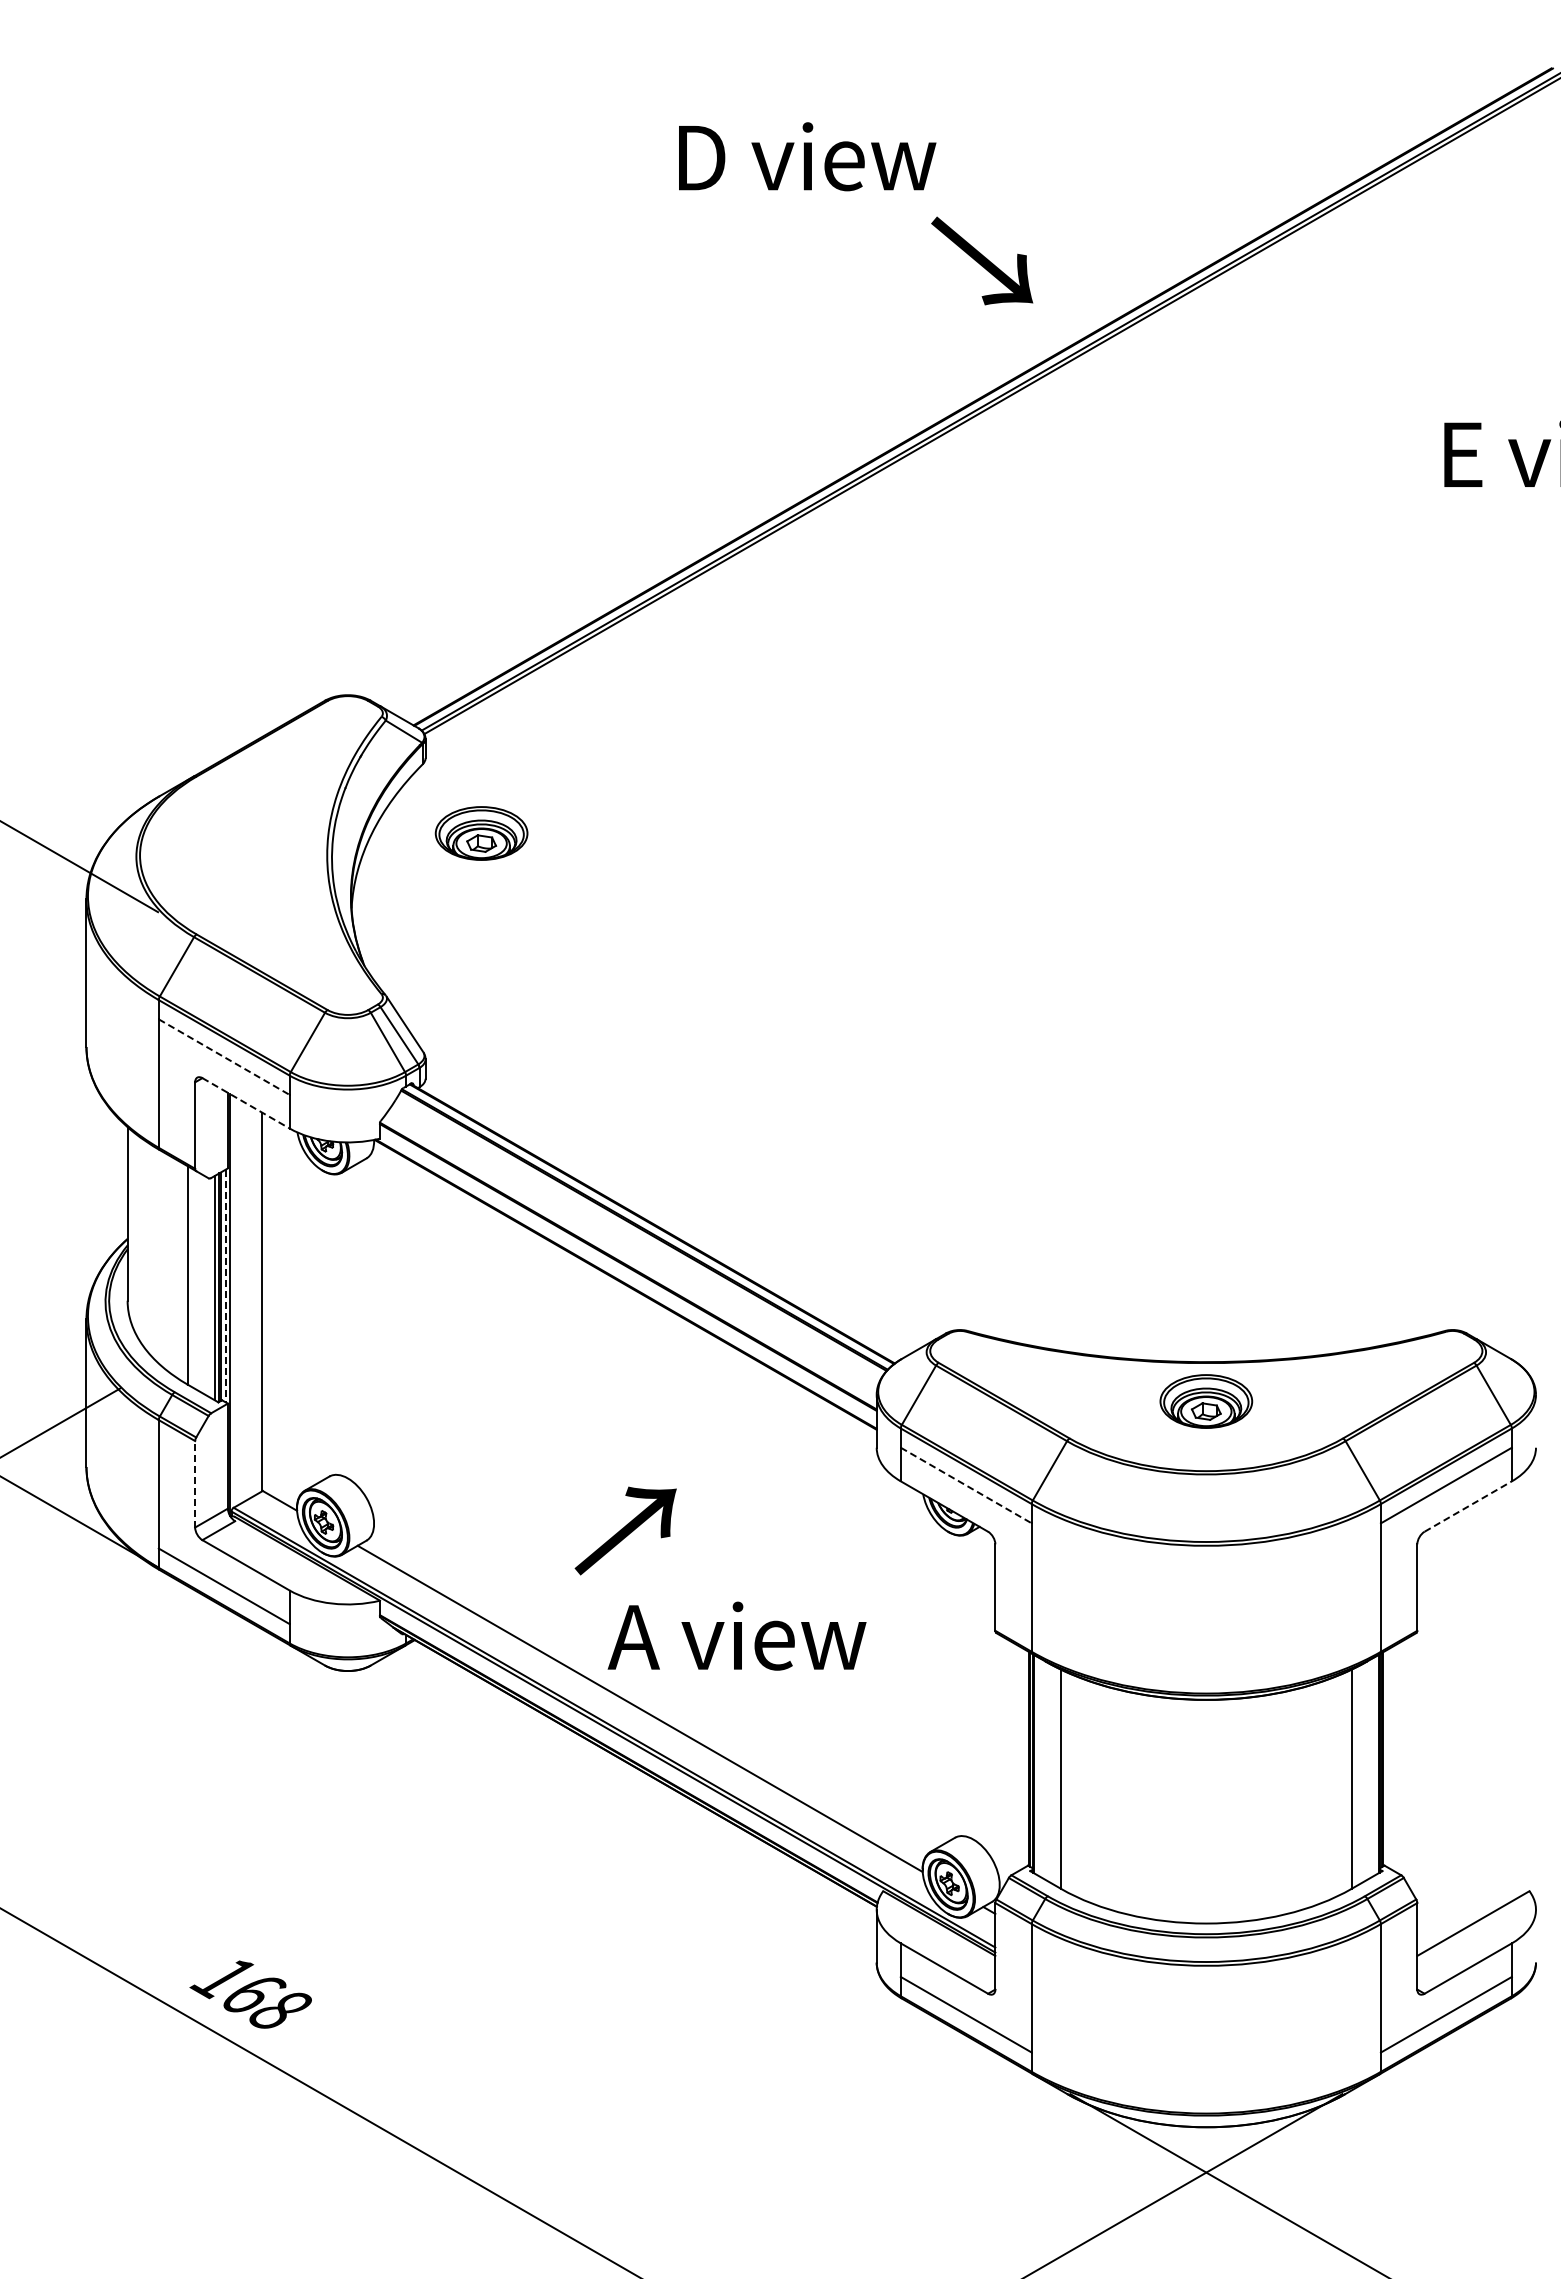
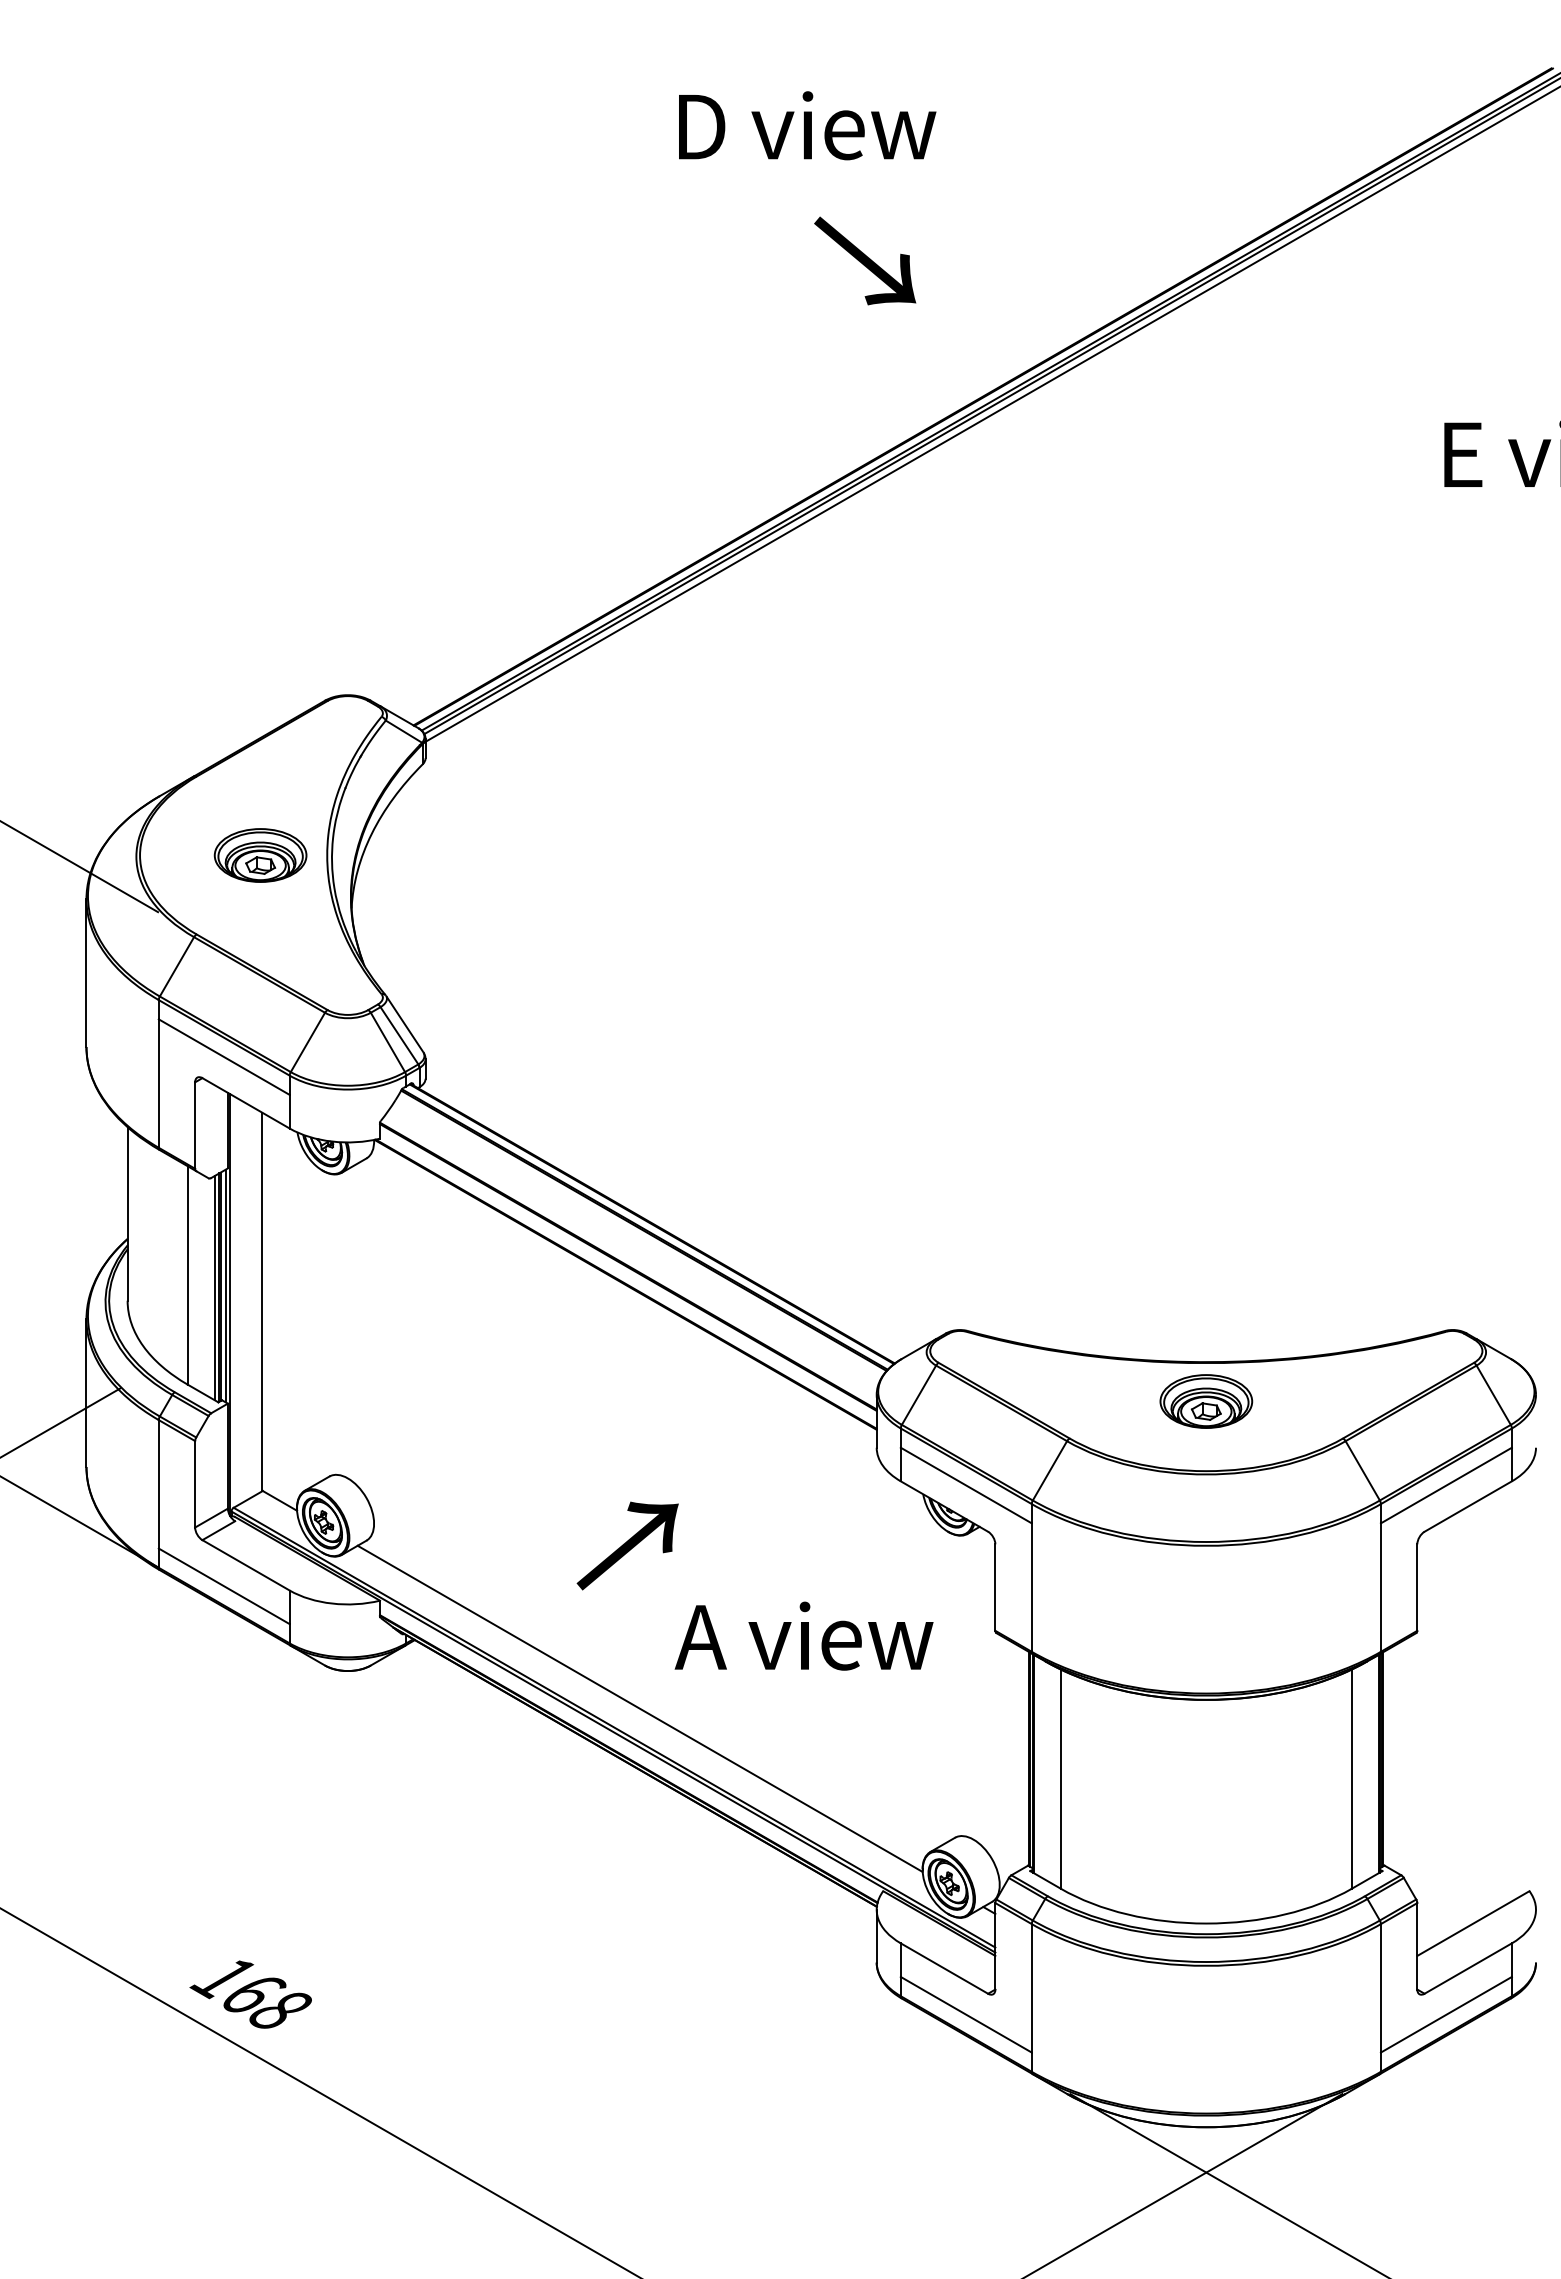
text position: (807, 156) -> (807, 125) (807, 125)
text position: (982, 260) -> (865, 260) (865, 260)
line: none -> present (991, 414)
part position: (481, 833) -> (260, 855) (260, 855)
line: dashed -> solid (224, 1057)
line: dashed -> solid (246, 1103)
line: dashed -> solid (225, 1286)
line: dashed -> solid (195, 1483)
line: dashed -> solid (966, 1485)
line: dashed -> solid (1468, 1506)
text position: (625, 1530) -> (627, 1545) (627, 1545)
text position: (736, 1635) -> (803, 1635) (803, 1635)
